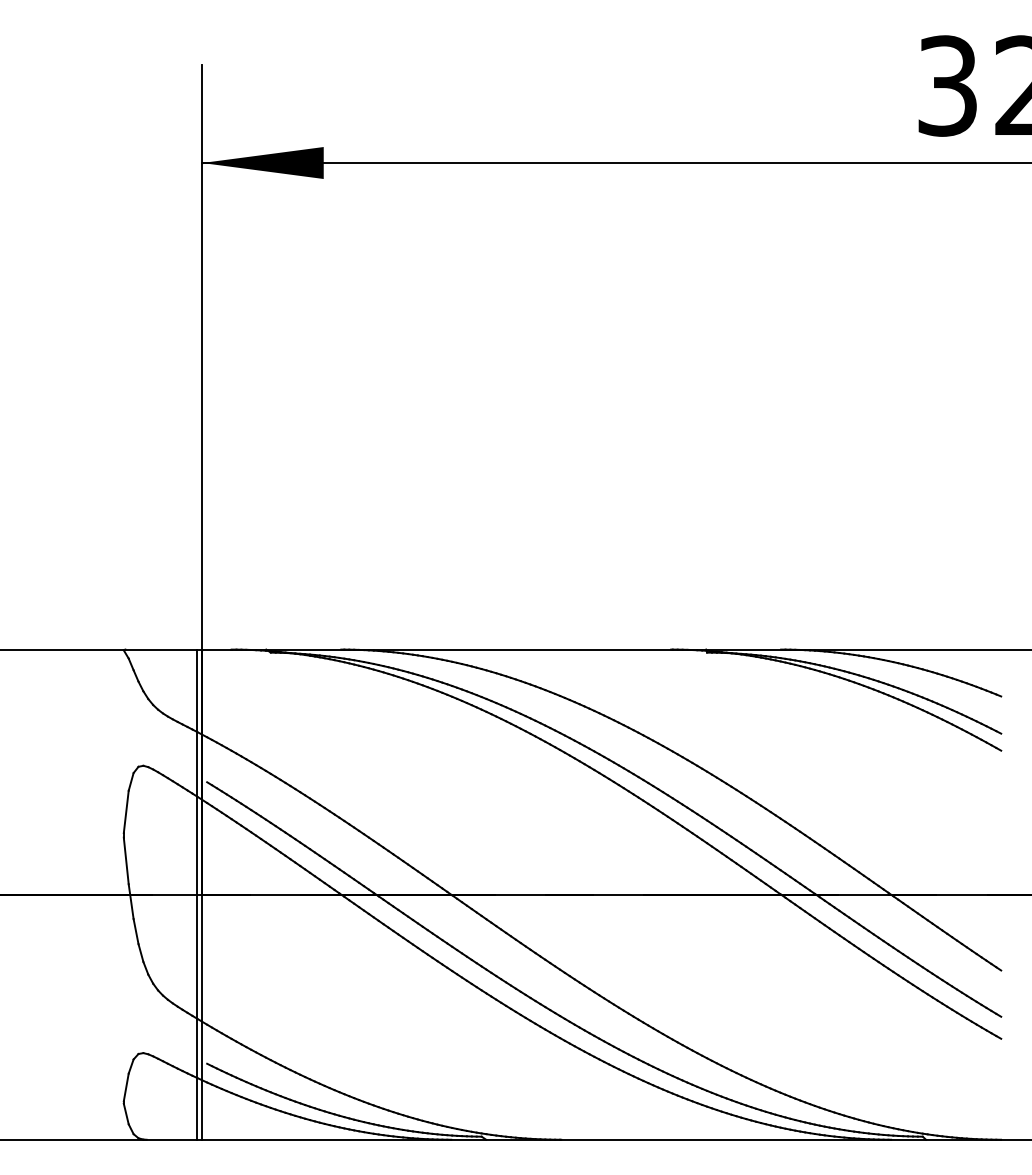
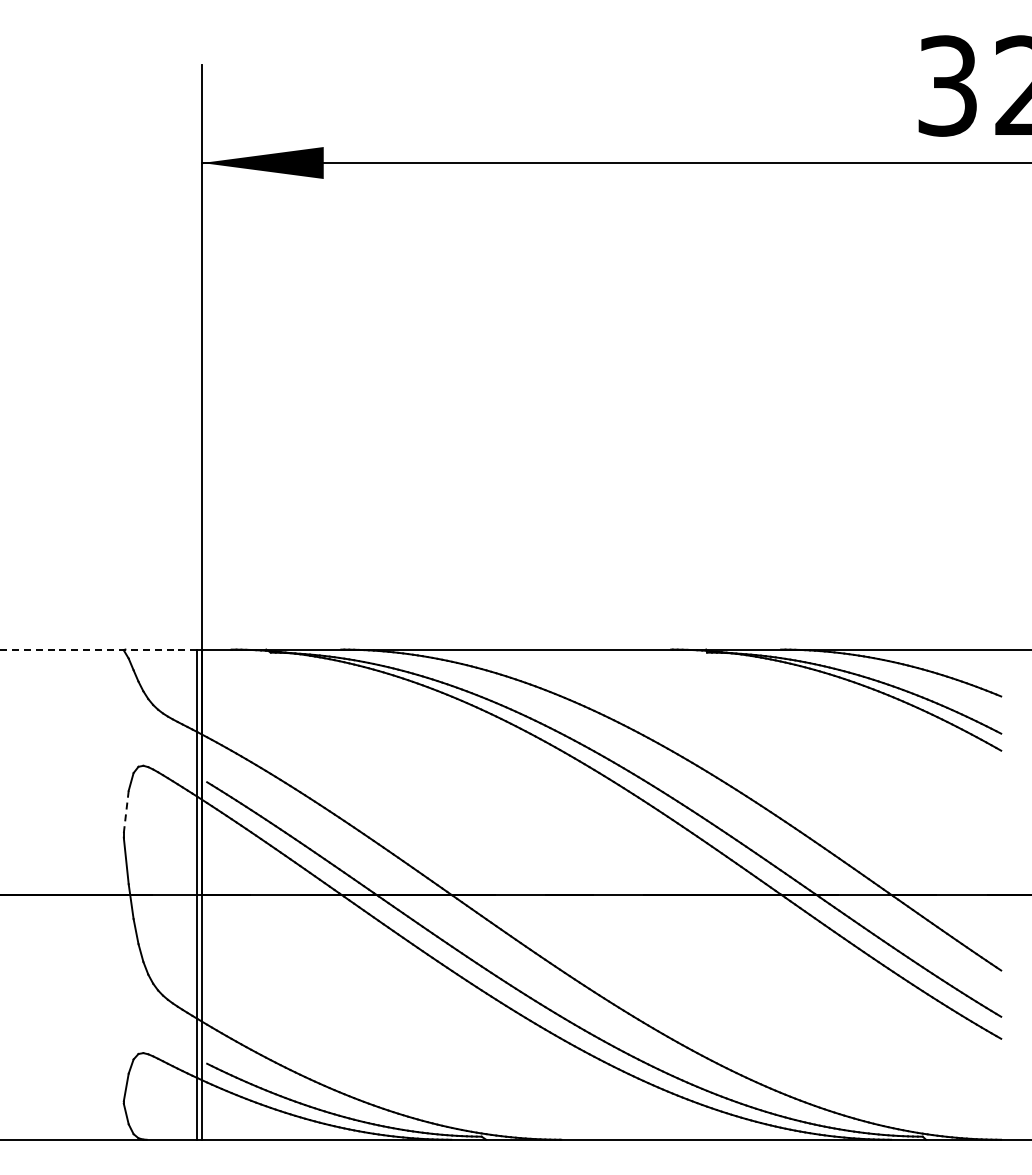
line: solid -> dashed (98, 649)
line: solid -> dashed (126, 812)
